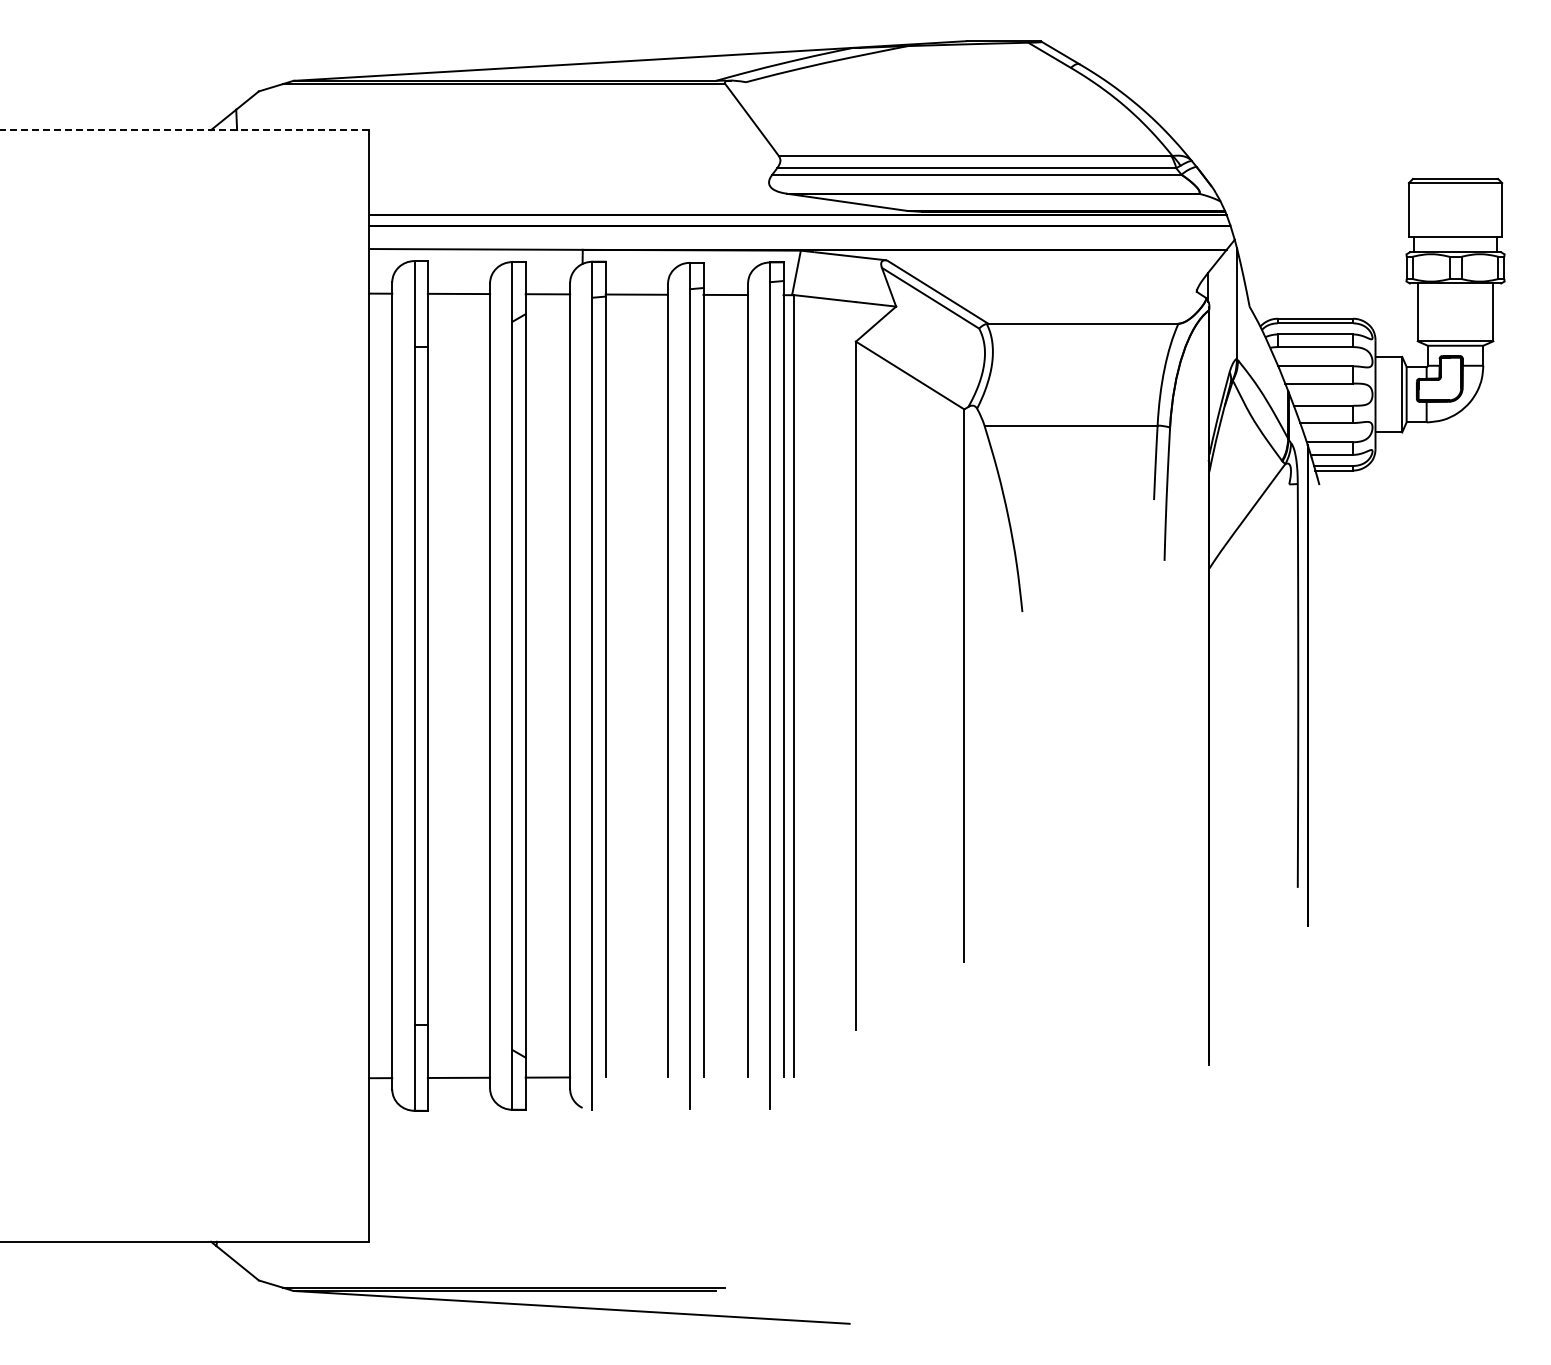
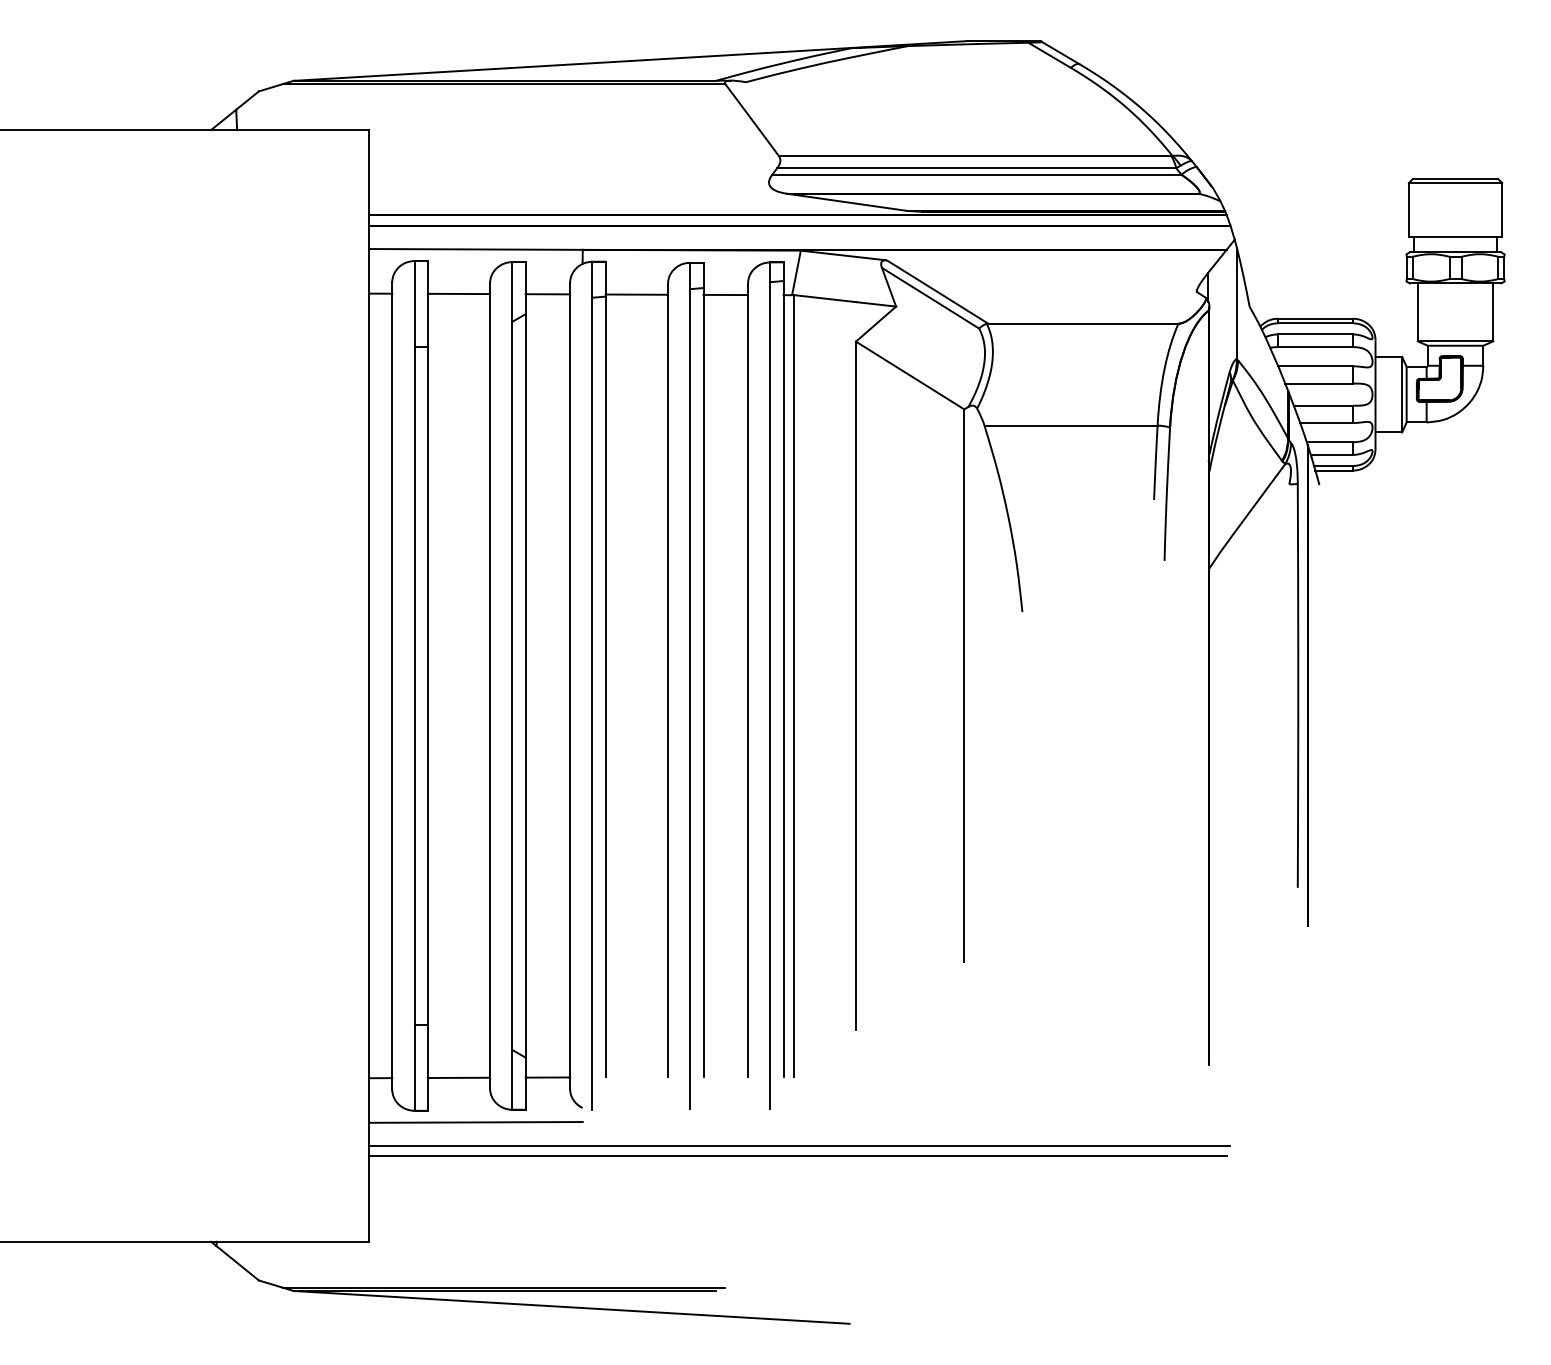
line: dashed -> solid (184, 130)
line: none -> present (475, 1122)
line: none -> present (799, 1146)
line: none -> present (797, 1156)
